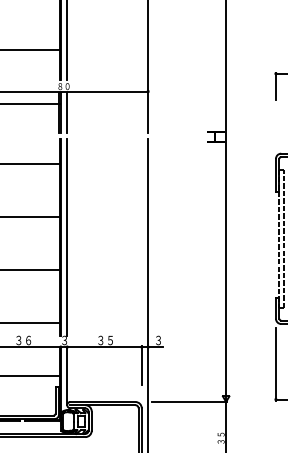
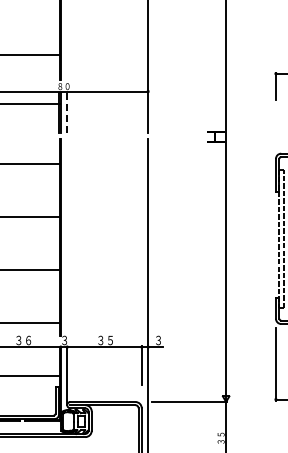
line: present -> none (67, 40)
line position: (30, 50) -> (30, 55) (30, 55)
line: solid -> dashed (67, 112)
line: present -> none (67, 237)
